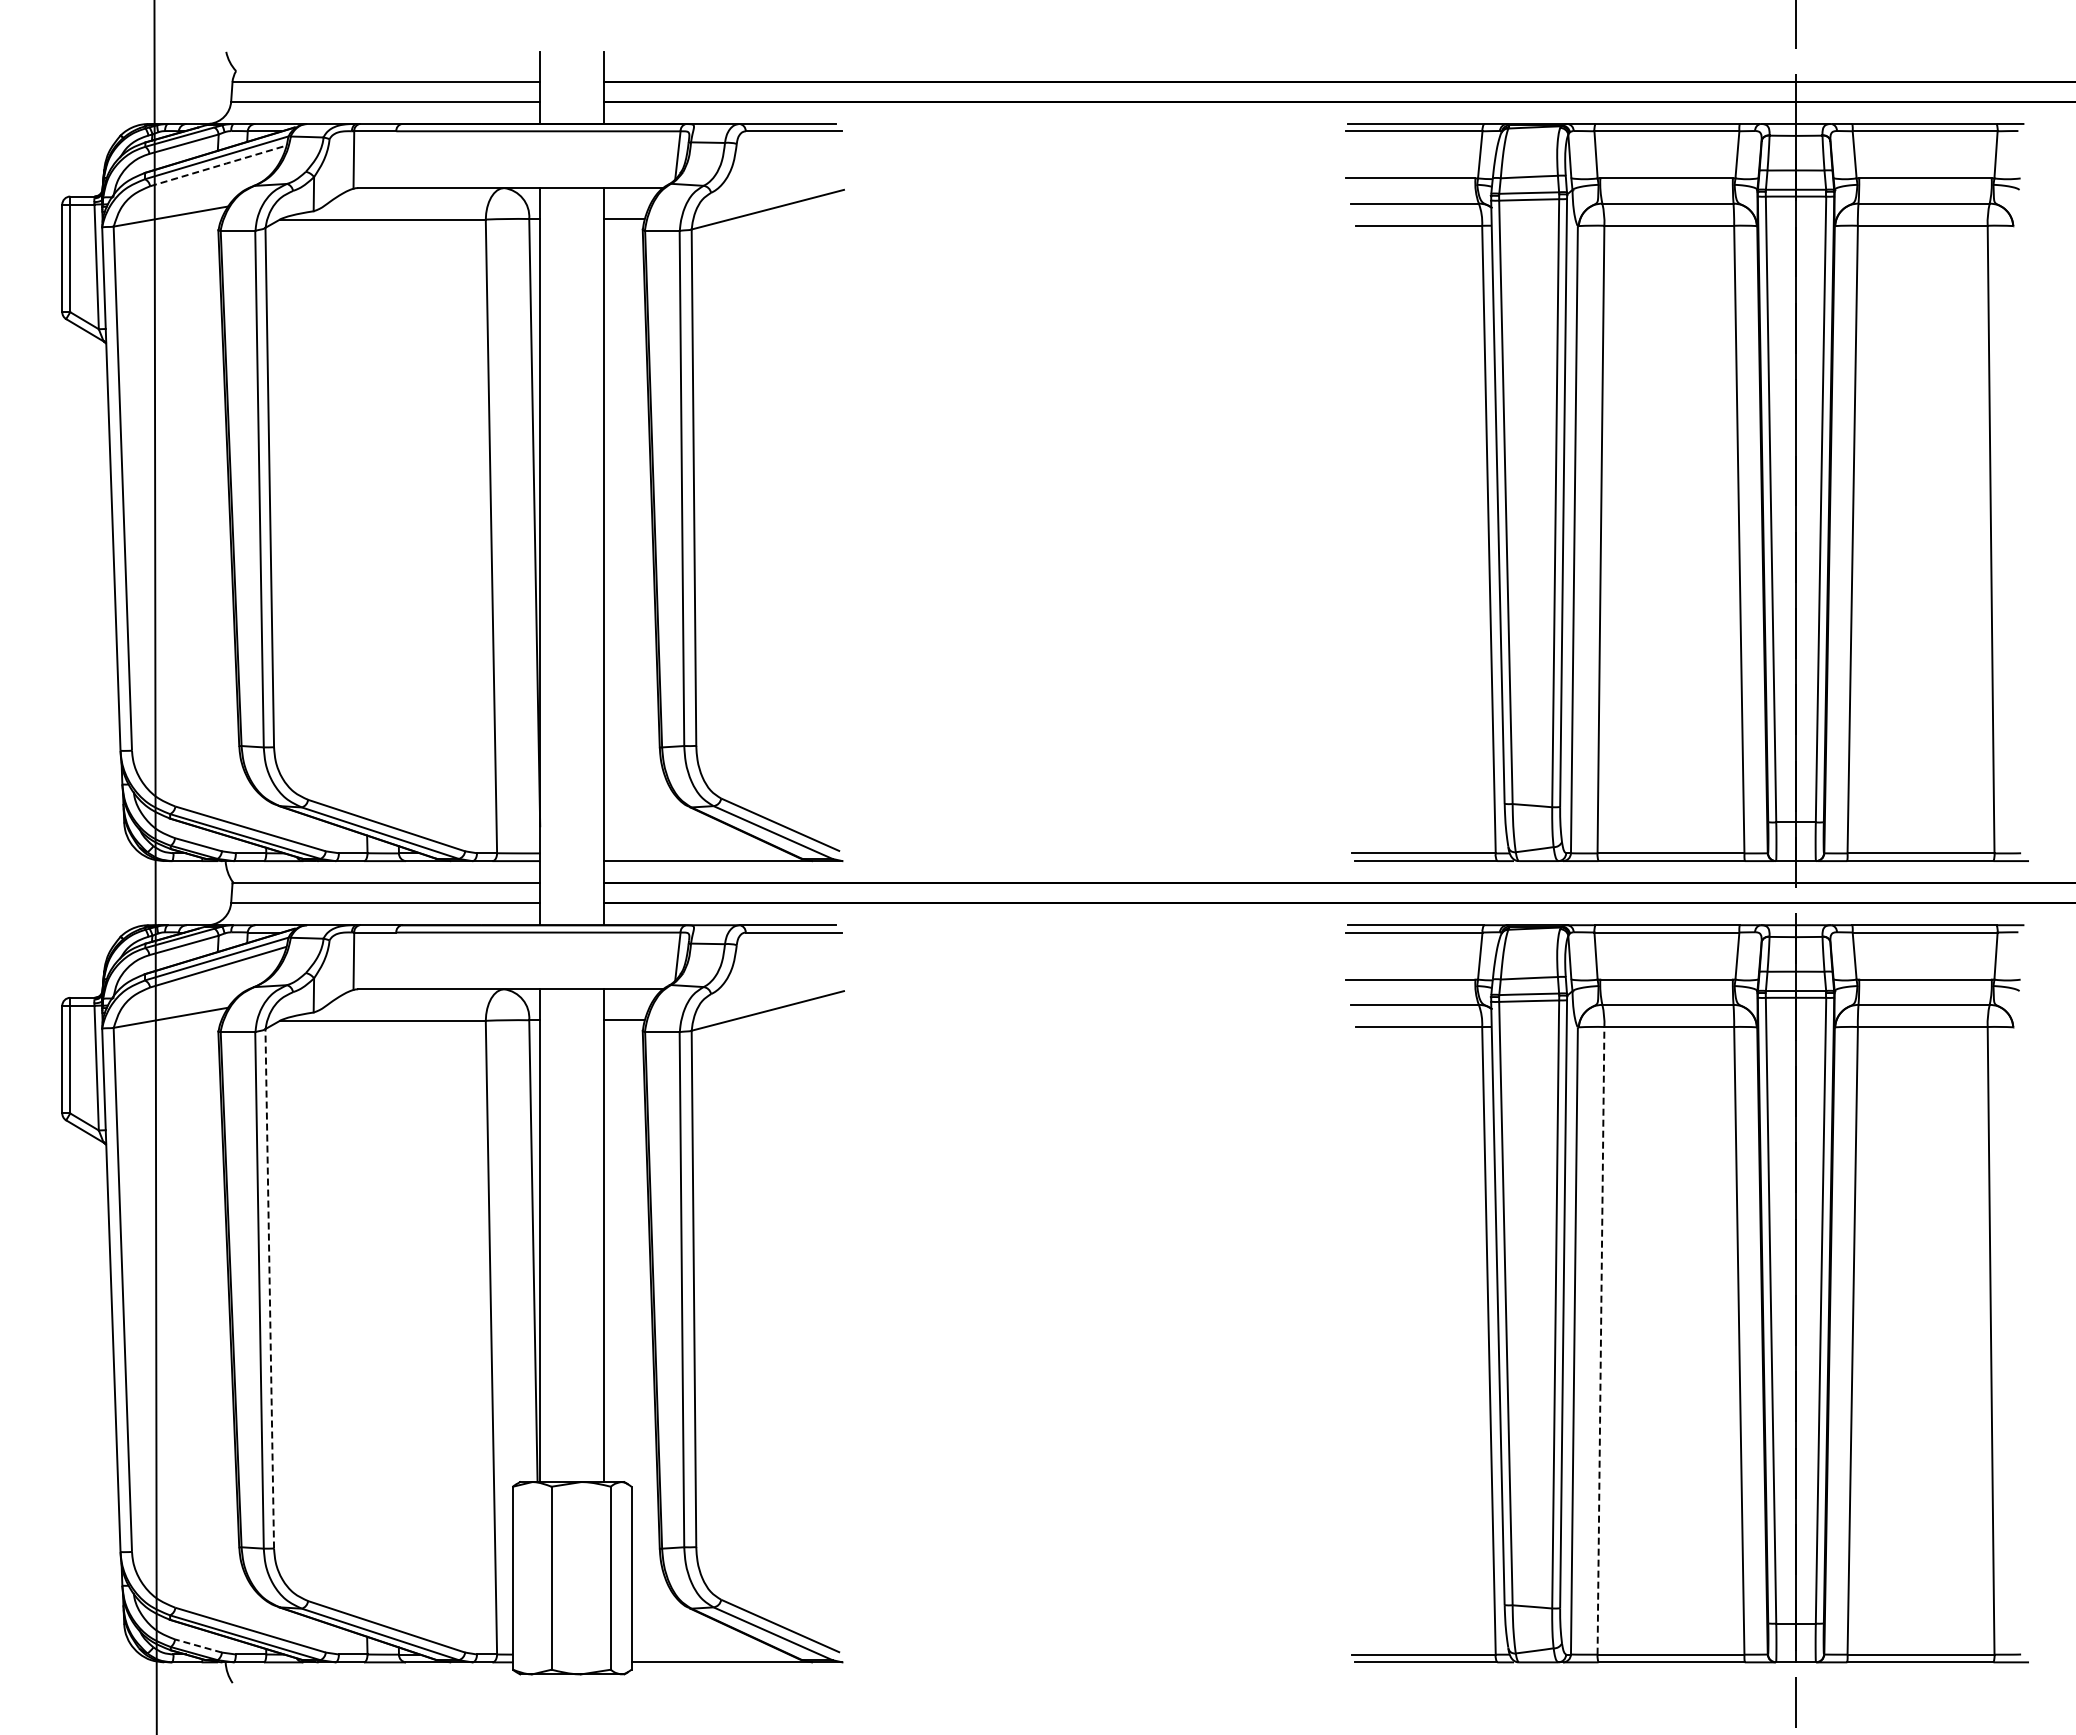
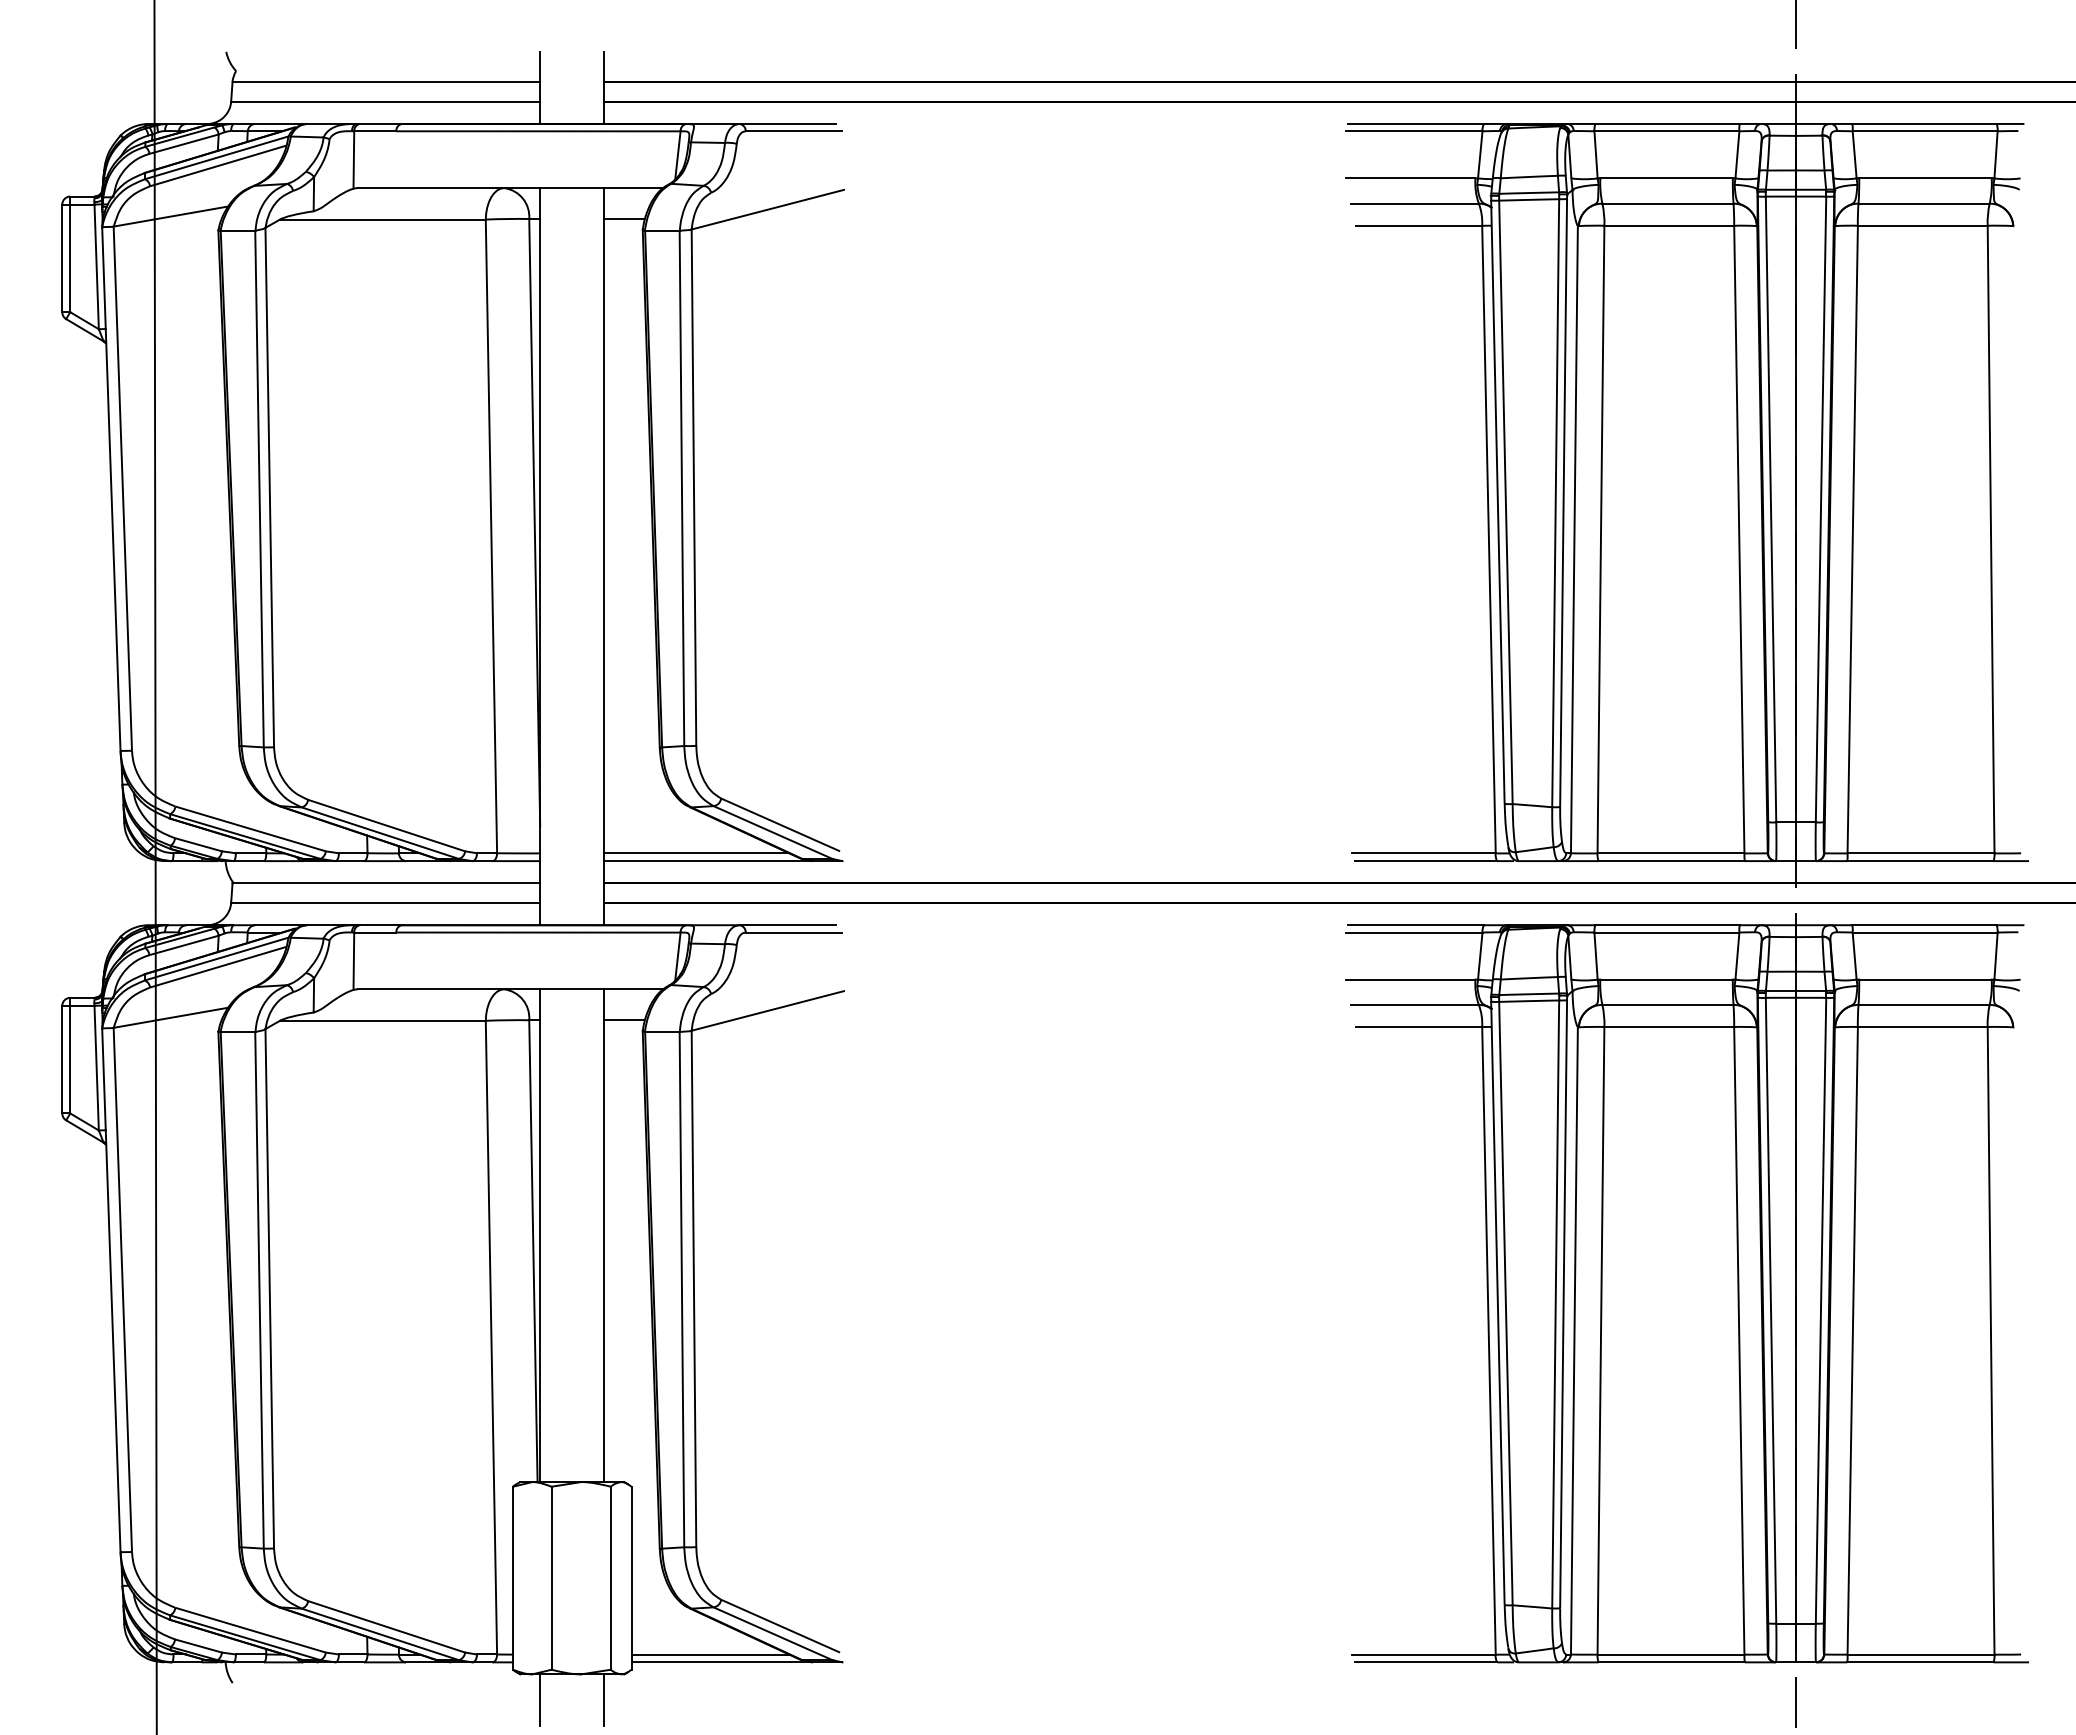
line: dashed -> solid (219, 165)
line: none -> present (696, 853)
line: dashed -> solid (269, 1288)
line: dashed -> solid (1600, 1342)
line: dashed -> solid (198, 1645)
line: none -> present (709, 1654)
line: none -> present (540, 1700)
line: none -> present (604, 1700)
